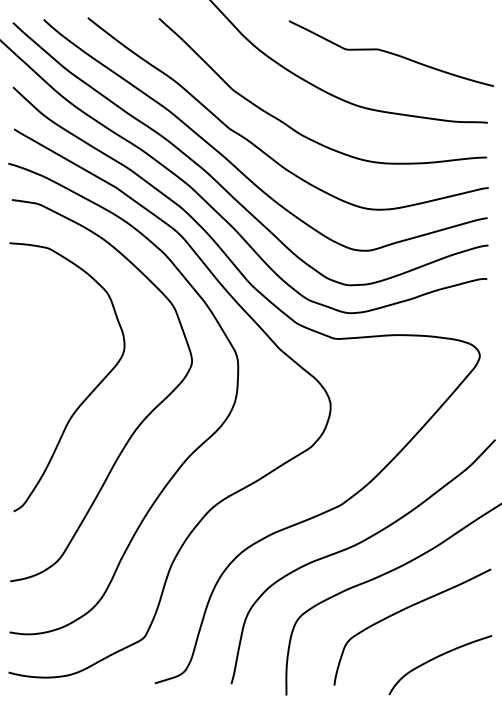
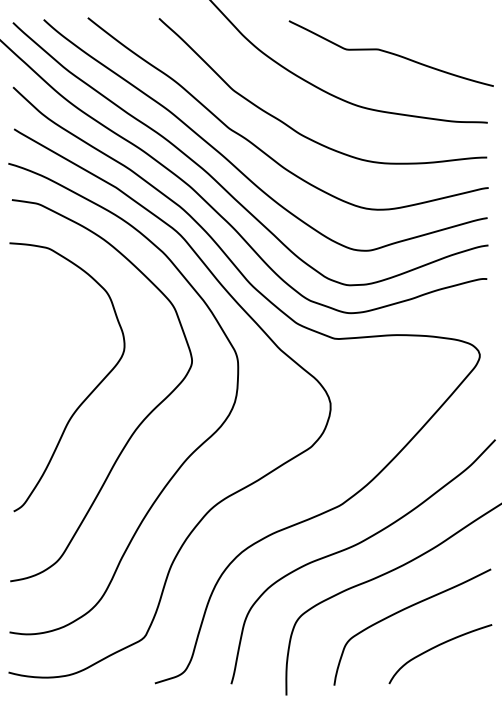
curve position: (436, 658) -> (436, 647) (436, 647)
